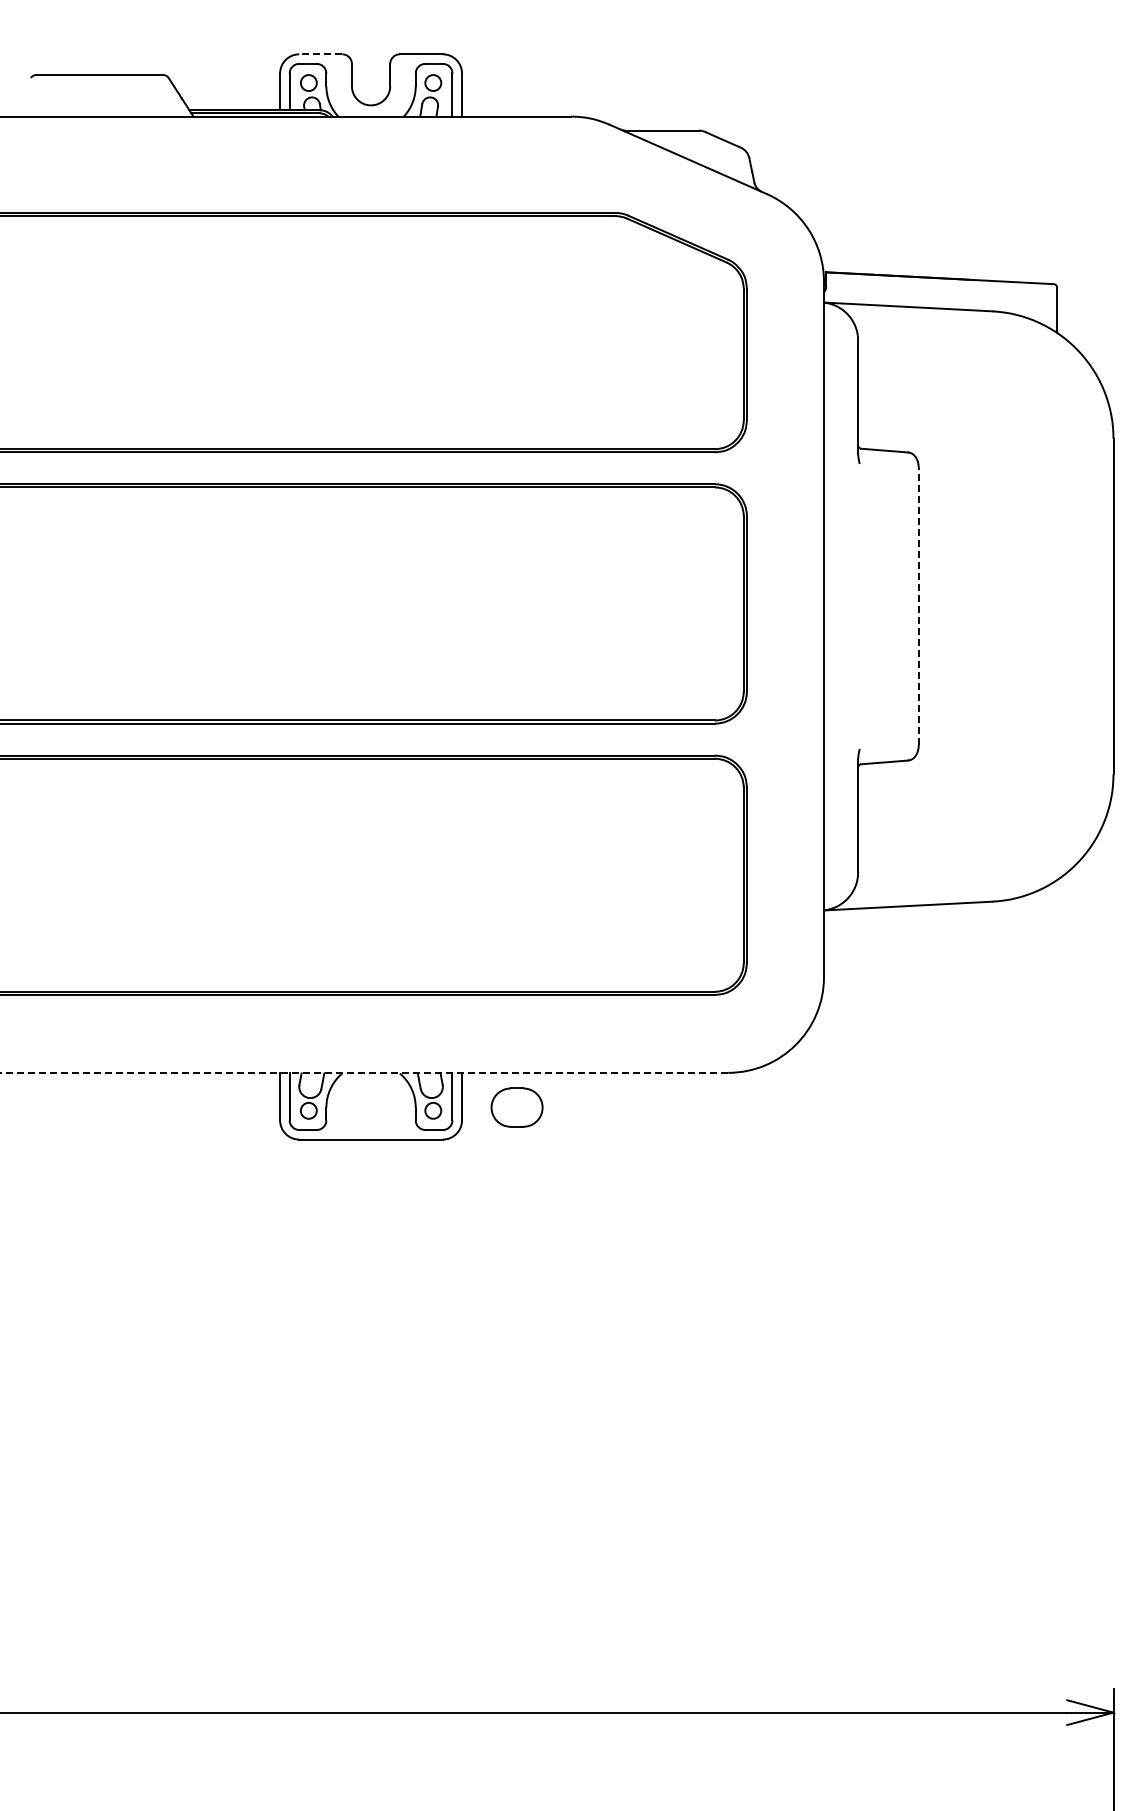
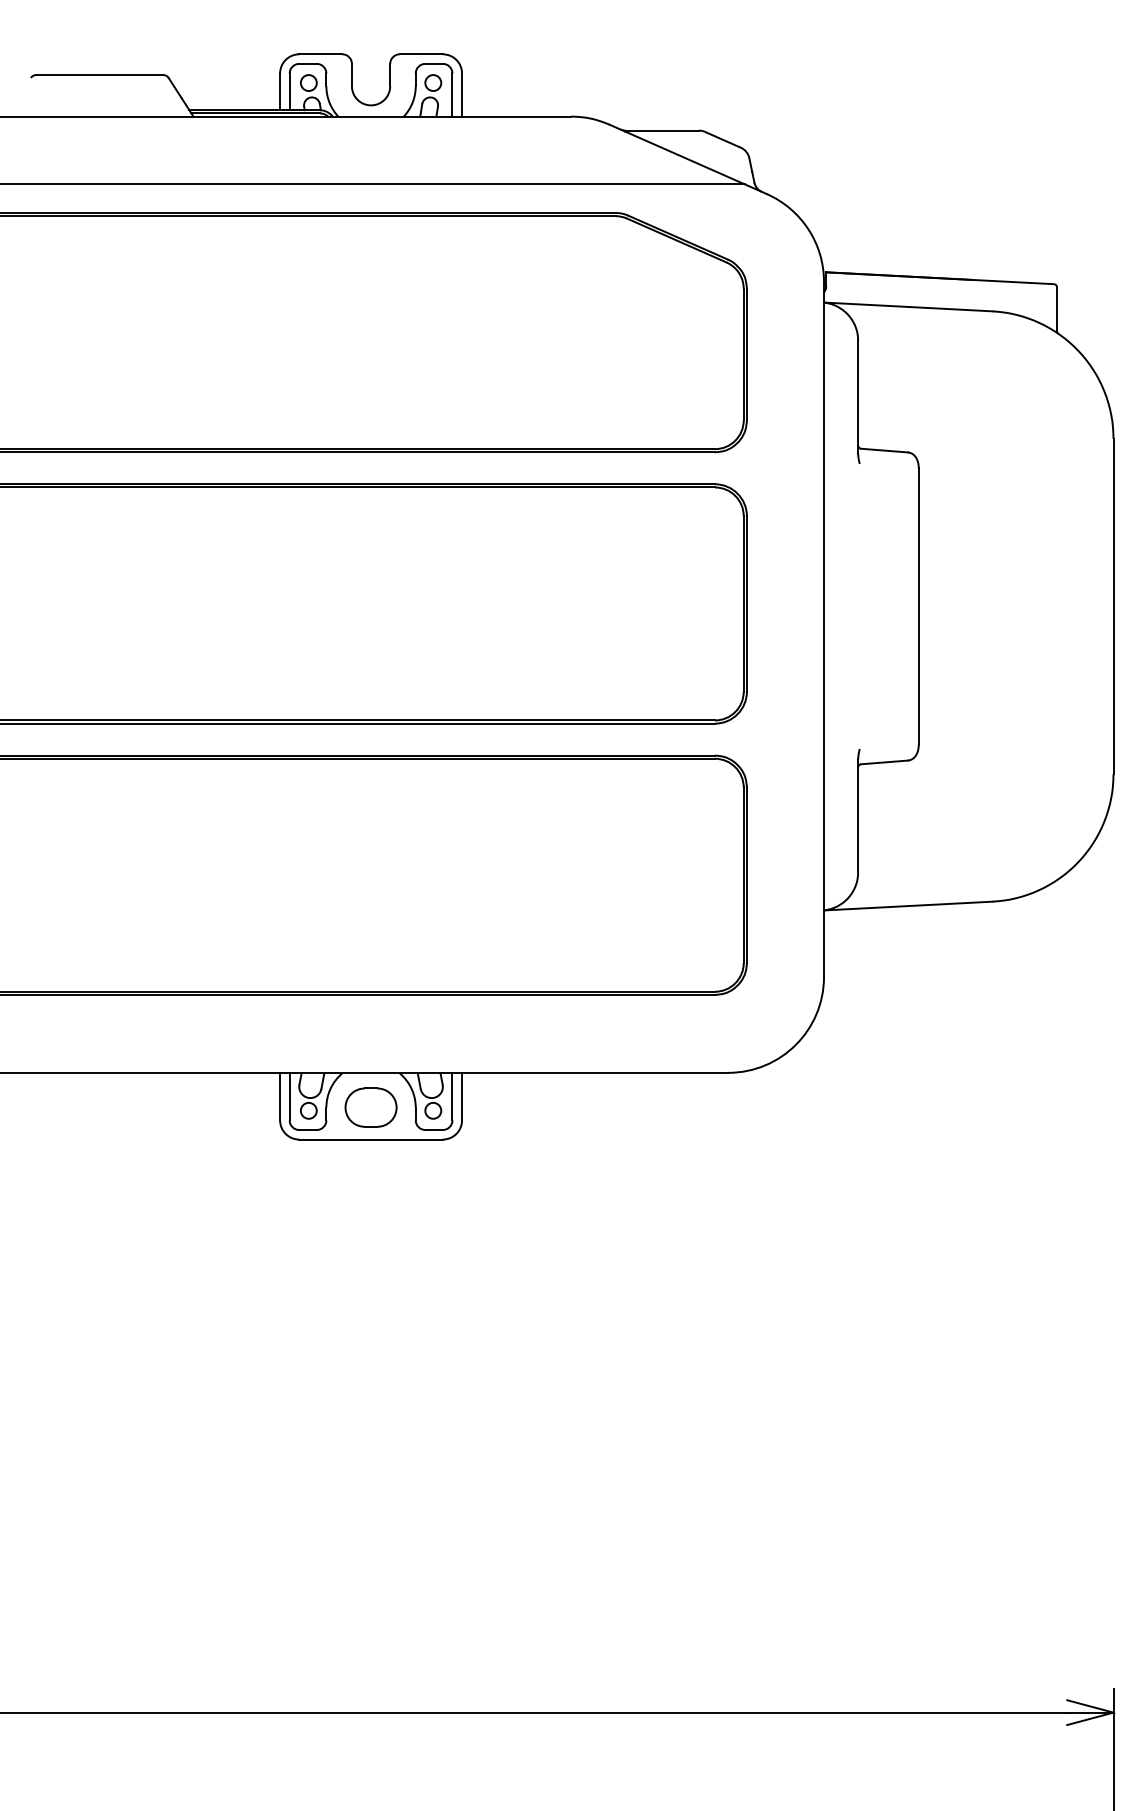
line: dashed -> solid (320, 54)
line: none -> present (373, 184)
line: dashed -> solid (918, 606)
line: dashed -> solid (364, 1072)
part position: (516, 1107) -> (370, 1107) (370, 1107)
